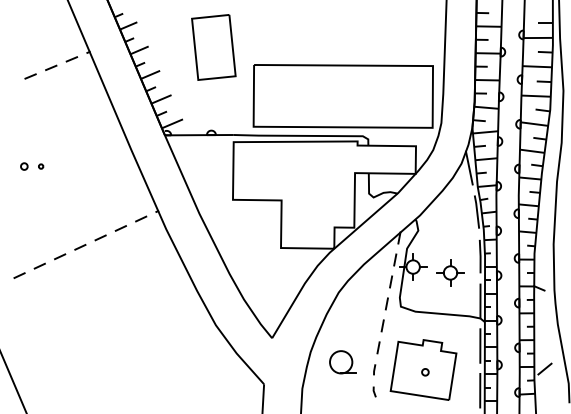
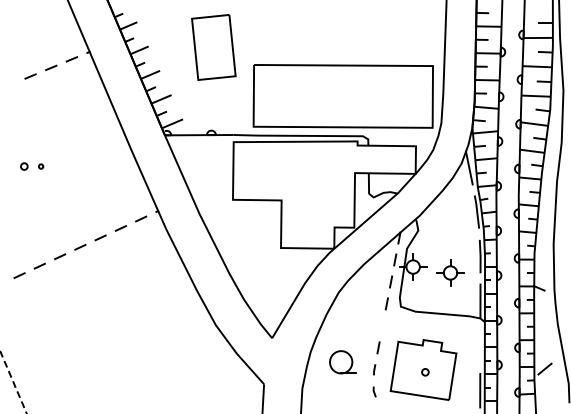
line: present -> none (382, 325)
line: present -> none (480, 345)
line: solid -> dashed (13, 382)
